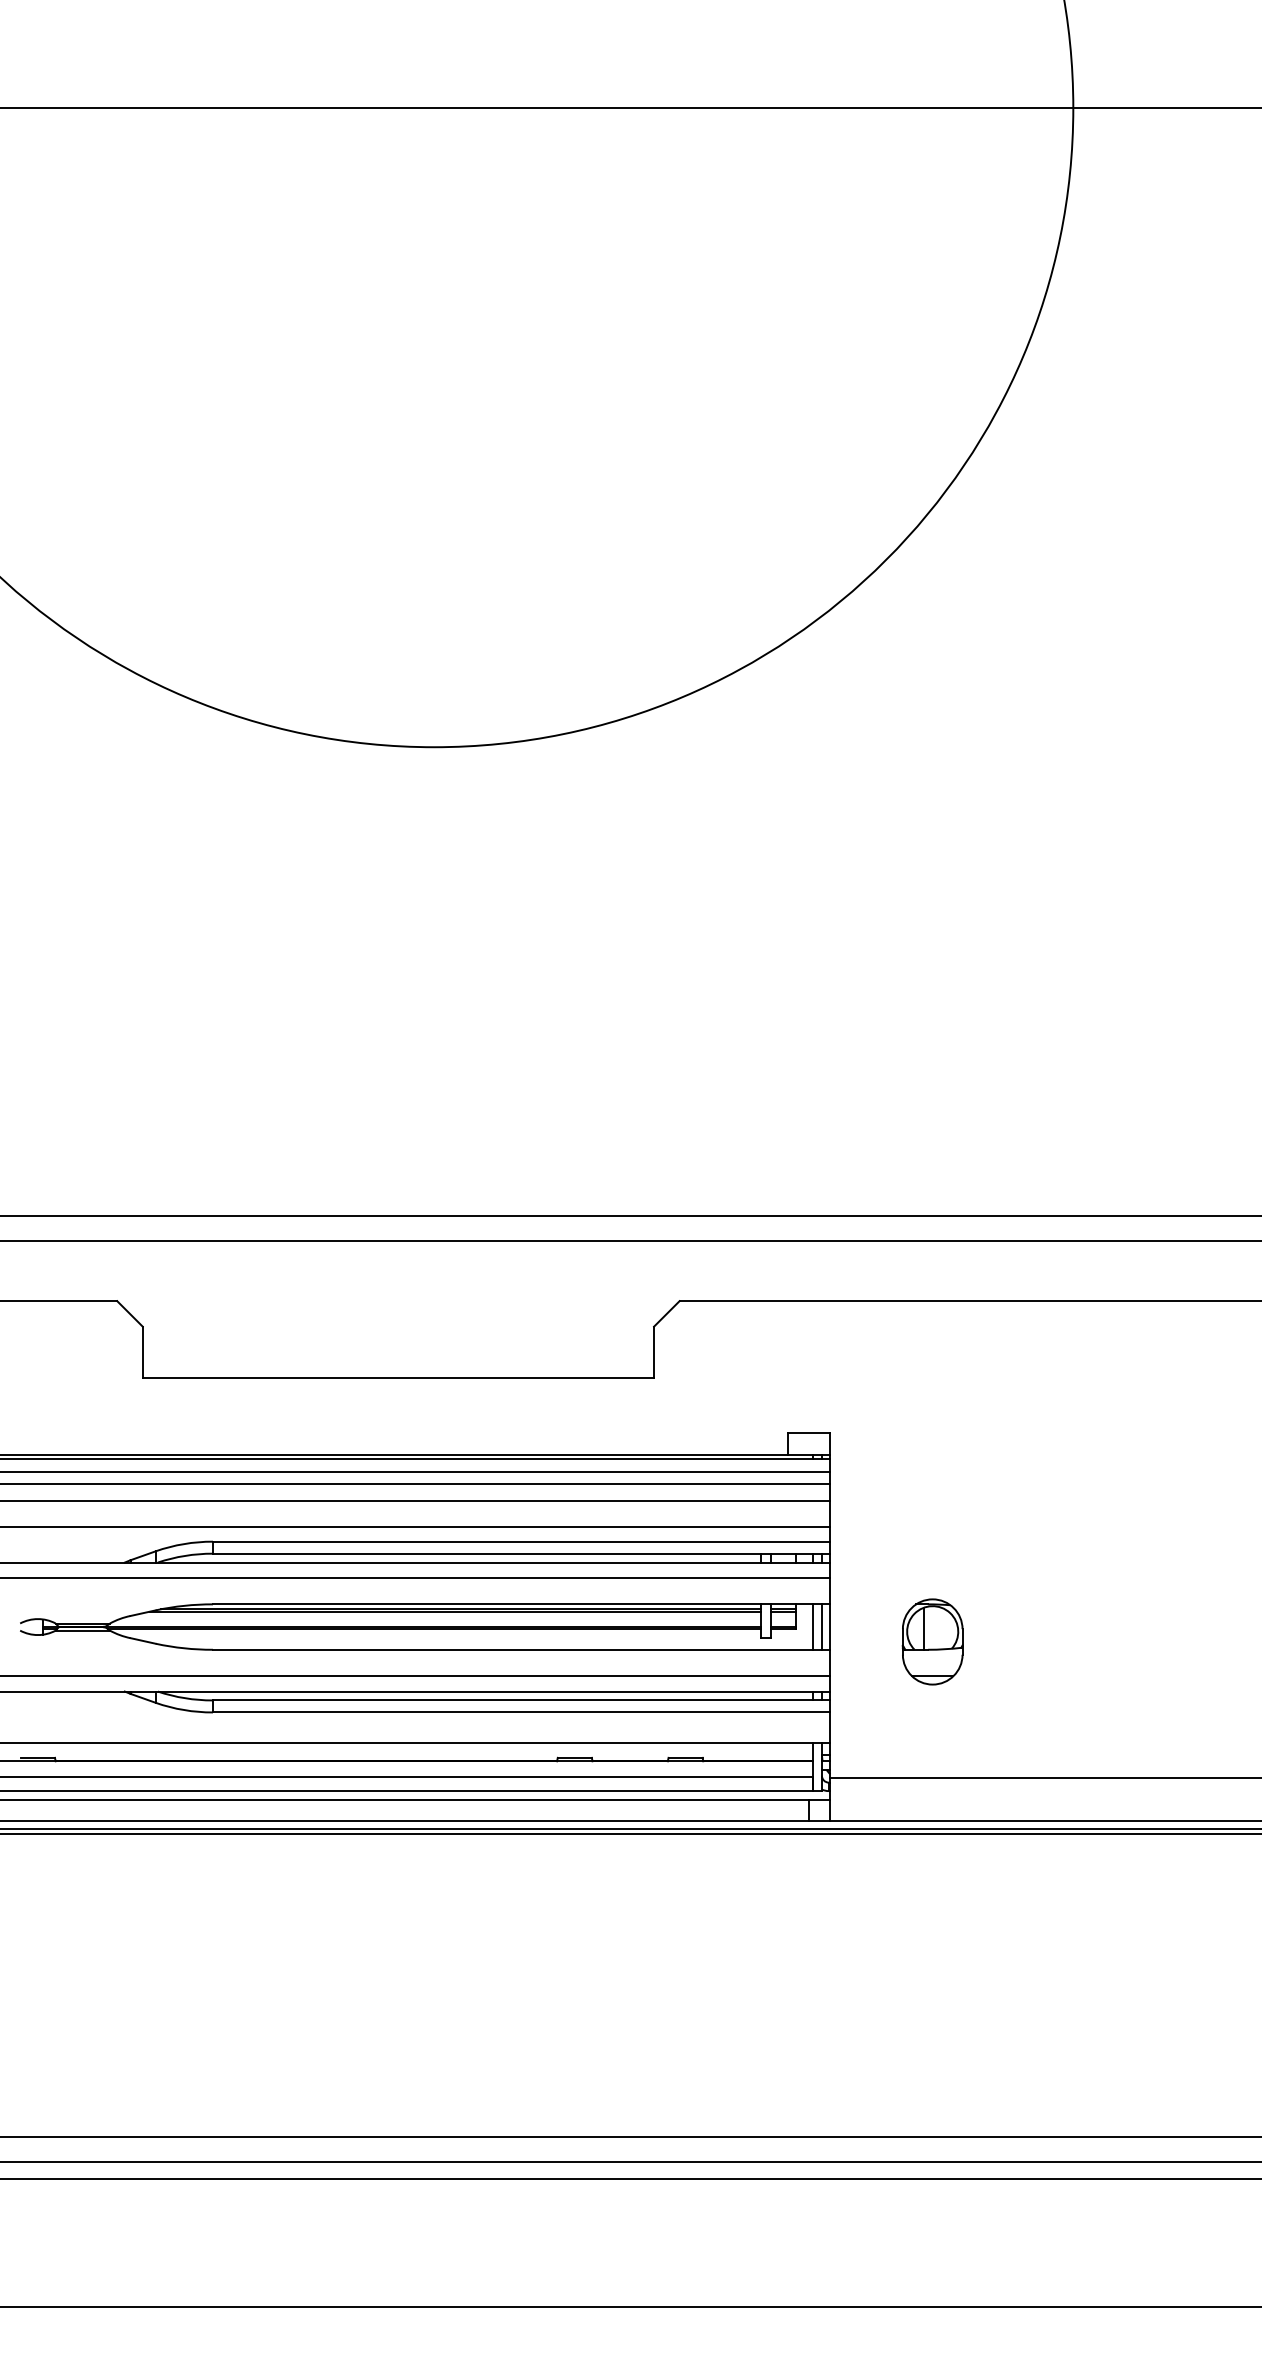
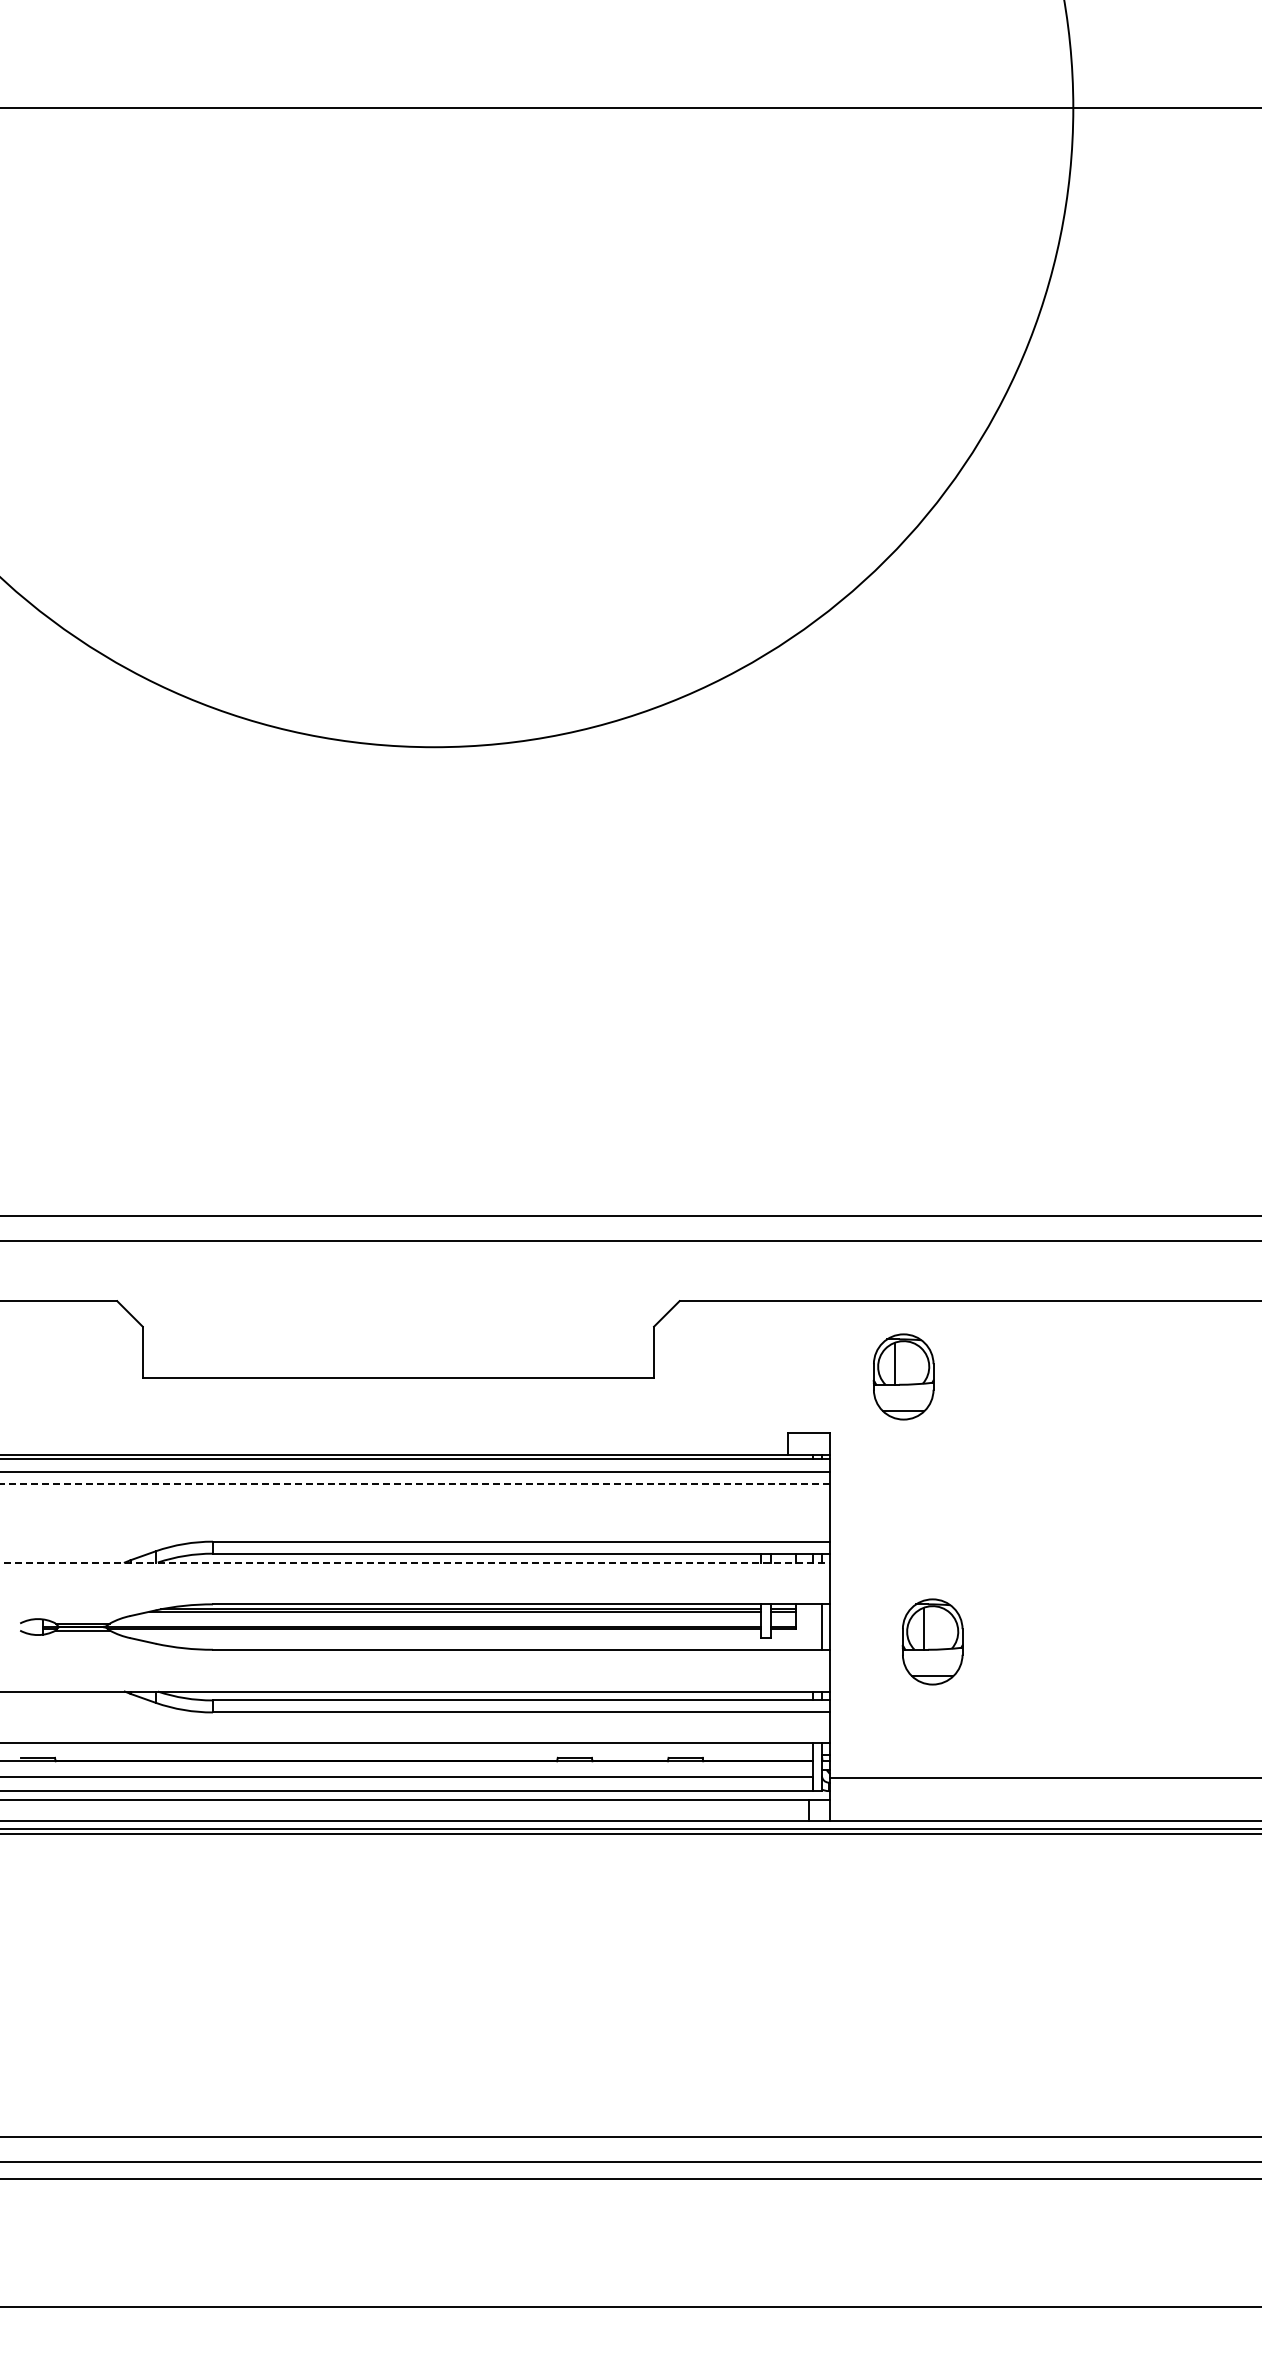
part: none -> present (903, 1376)
line: solid -> dashed (415, 1484)
line: present -> none (416, 1501)
line: present -> none (416, 1526)
line: solid -> dashed (415, 1562)
line: present -> none (416, 1577)
line: present -> none (813, 1626)
line: present -> none (416, 1676)
